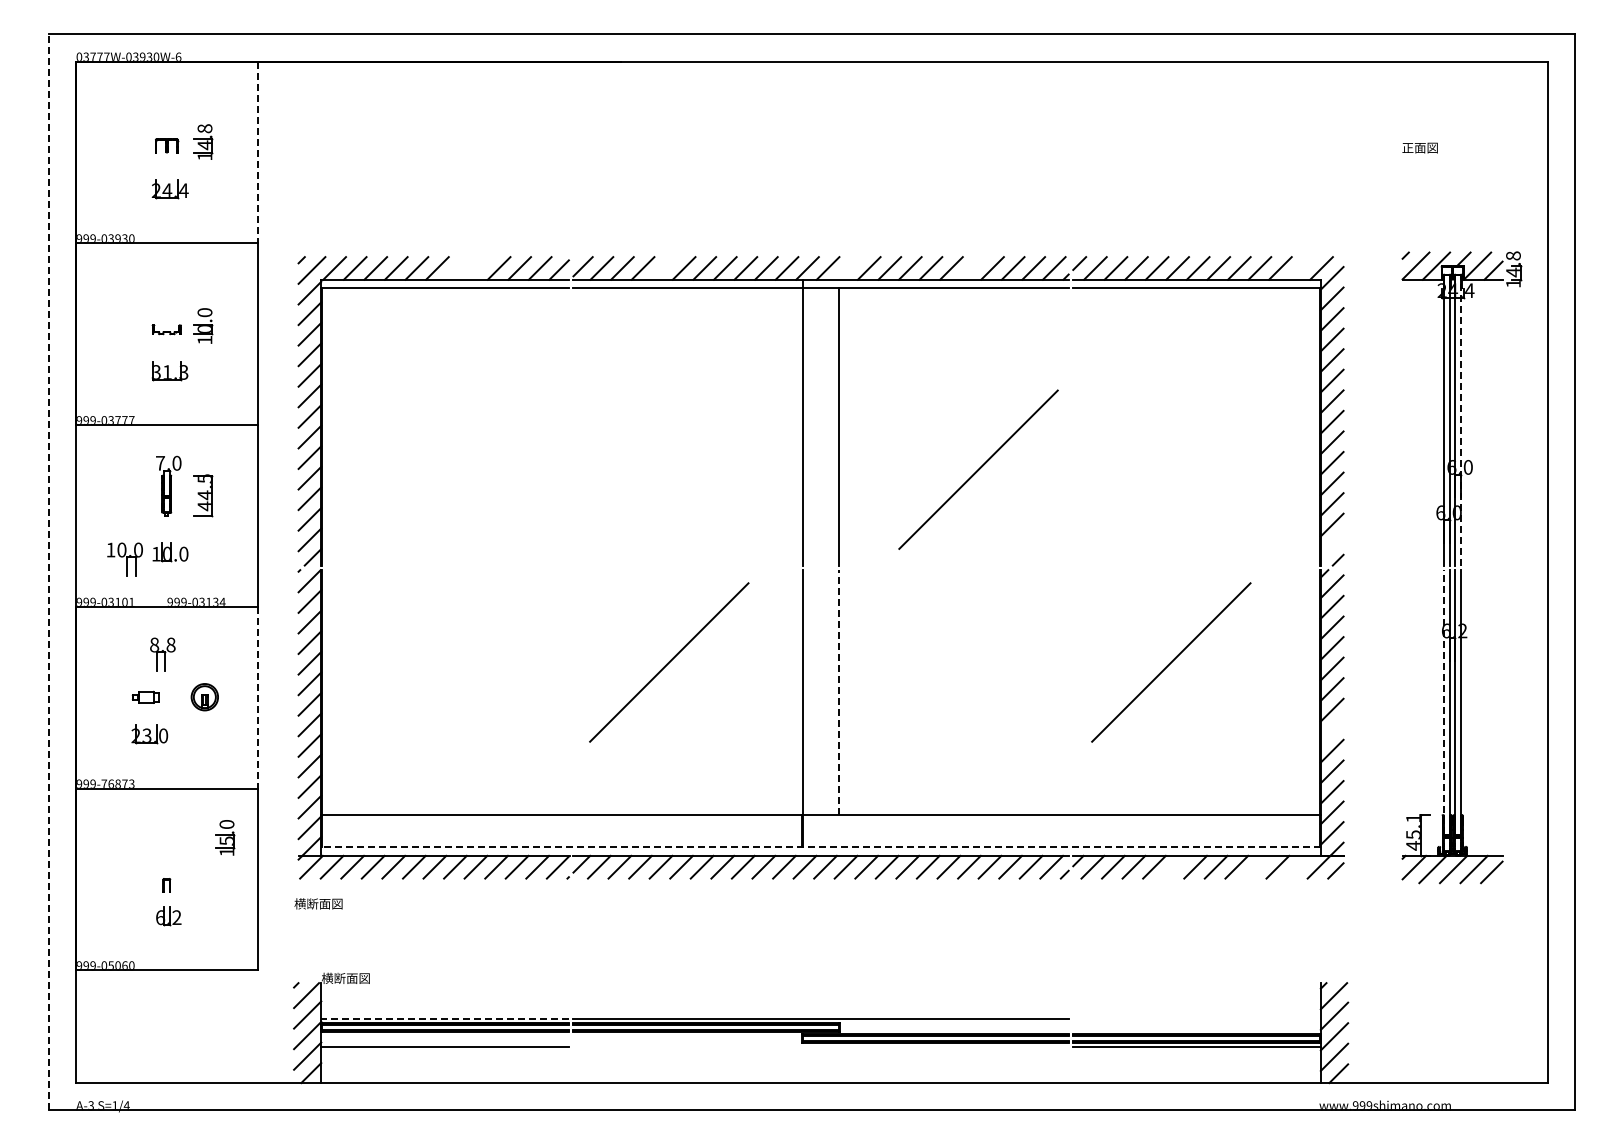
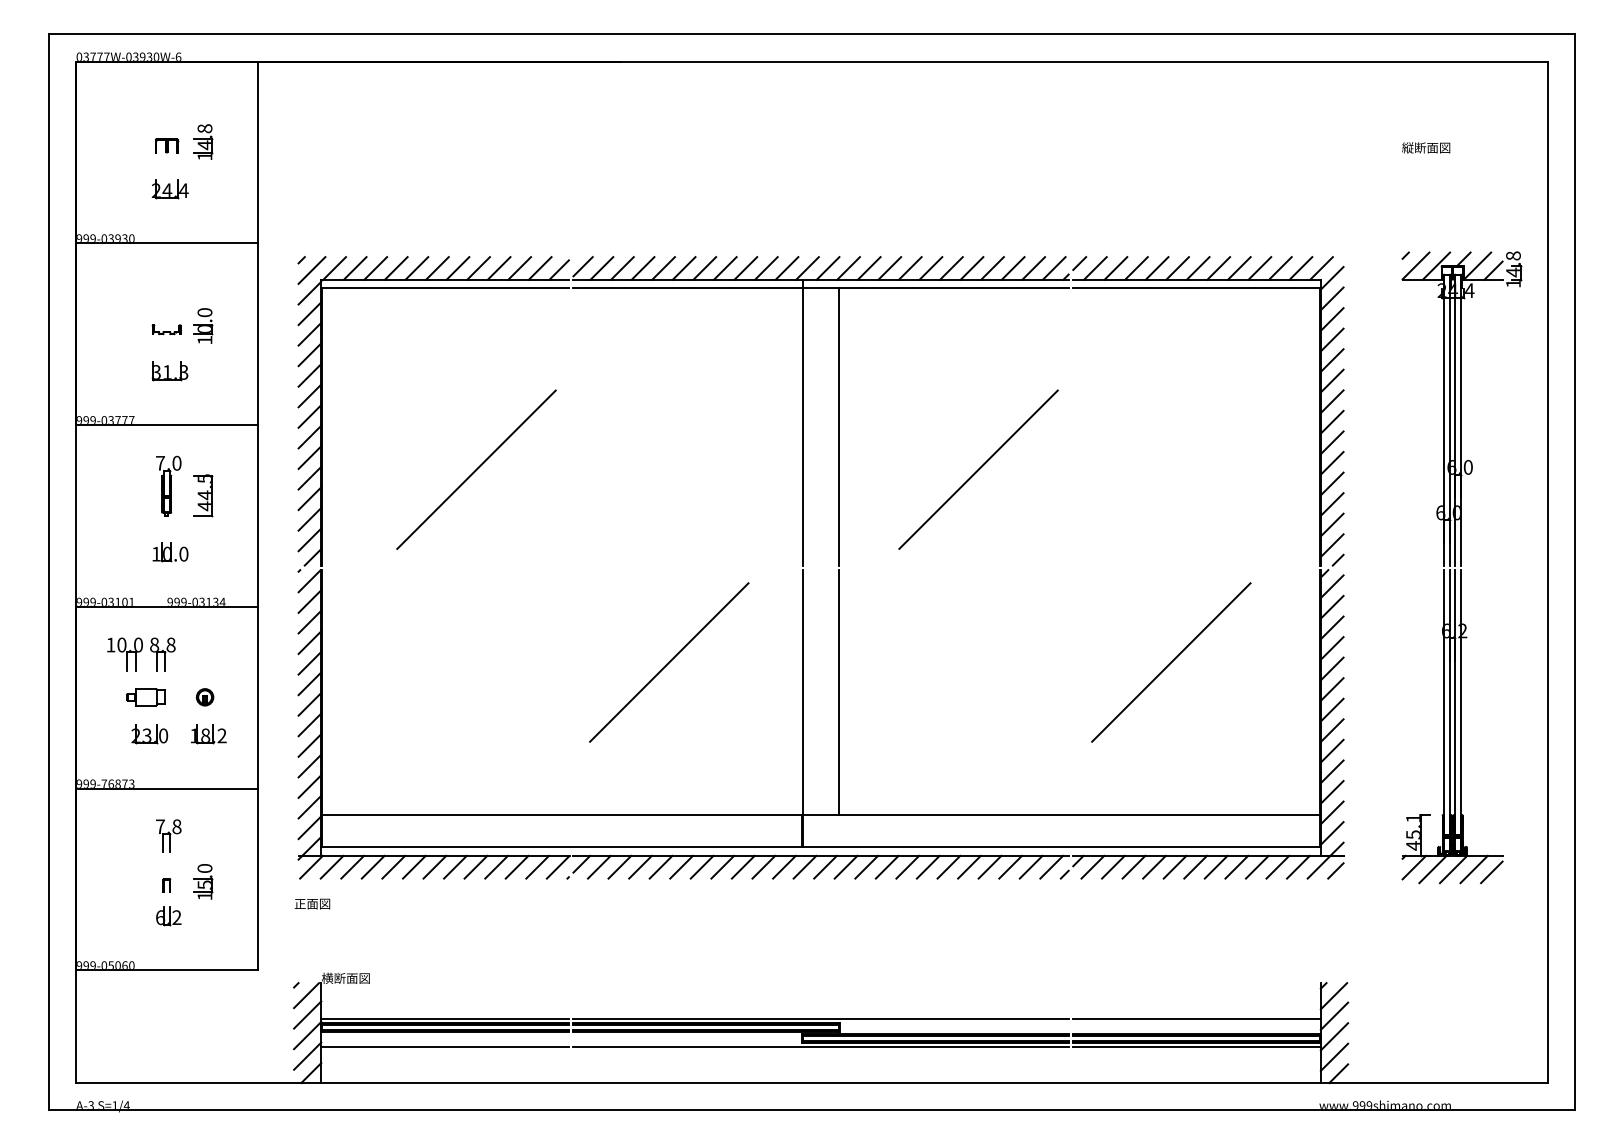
text: 正面図 -> 縦断面図 (1426, 147)
line: dashed -> solid (257, 152)
line: none -> present (457, 268)
line: none -> present (478, 268)
line: none -> present (663, 268)
line: none -> present (848, 268)
line: none -> present (971, 268)
line: none -> present (1300, 268)
line: dashed -> solid (1460, 419)
line: none -> present (476, 469)
line: none -> present (1331, 545)
part position: (124, 559) -> (124, 654) (124, 654)
line: dashed -> solid (48, 572)
line: dashed -> solid (839, 692)
part size: 29x14 px -> 40x19 px (145, 697)
part size: 29x29 px -> 19x19 px (205, 697)
line: dashed -> solid (257, 697)
line: dashed -> solid (1444, 702)
line: none -> present (1331, 730)
part: none -> present (208, 734)
part: none -> present (168, 835)
part position: (225, 837) -> (203, 881) (203, 881)
line: dashed -> solid (821, 846)
line: none -> present (1174, 866)
line: none -> present (1256, 866)
line: none -> present (1298, 866)
text: 横断面図 -> 正面図 (318, 903)
line: dashed -> solid (445, 1018)
line: none -> present (1196, 1018)
line: none -> present (820, 1047)
